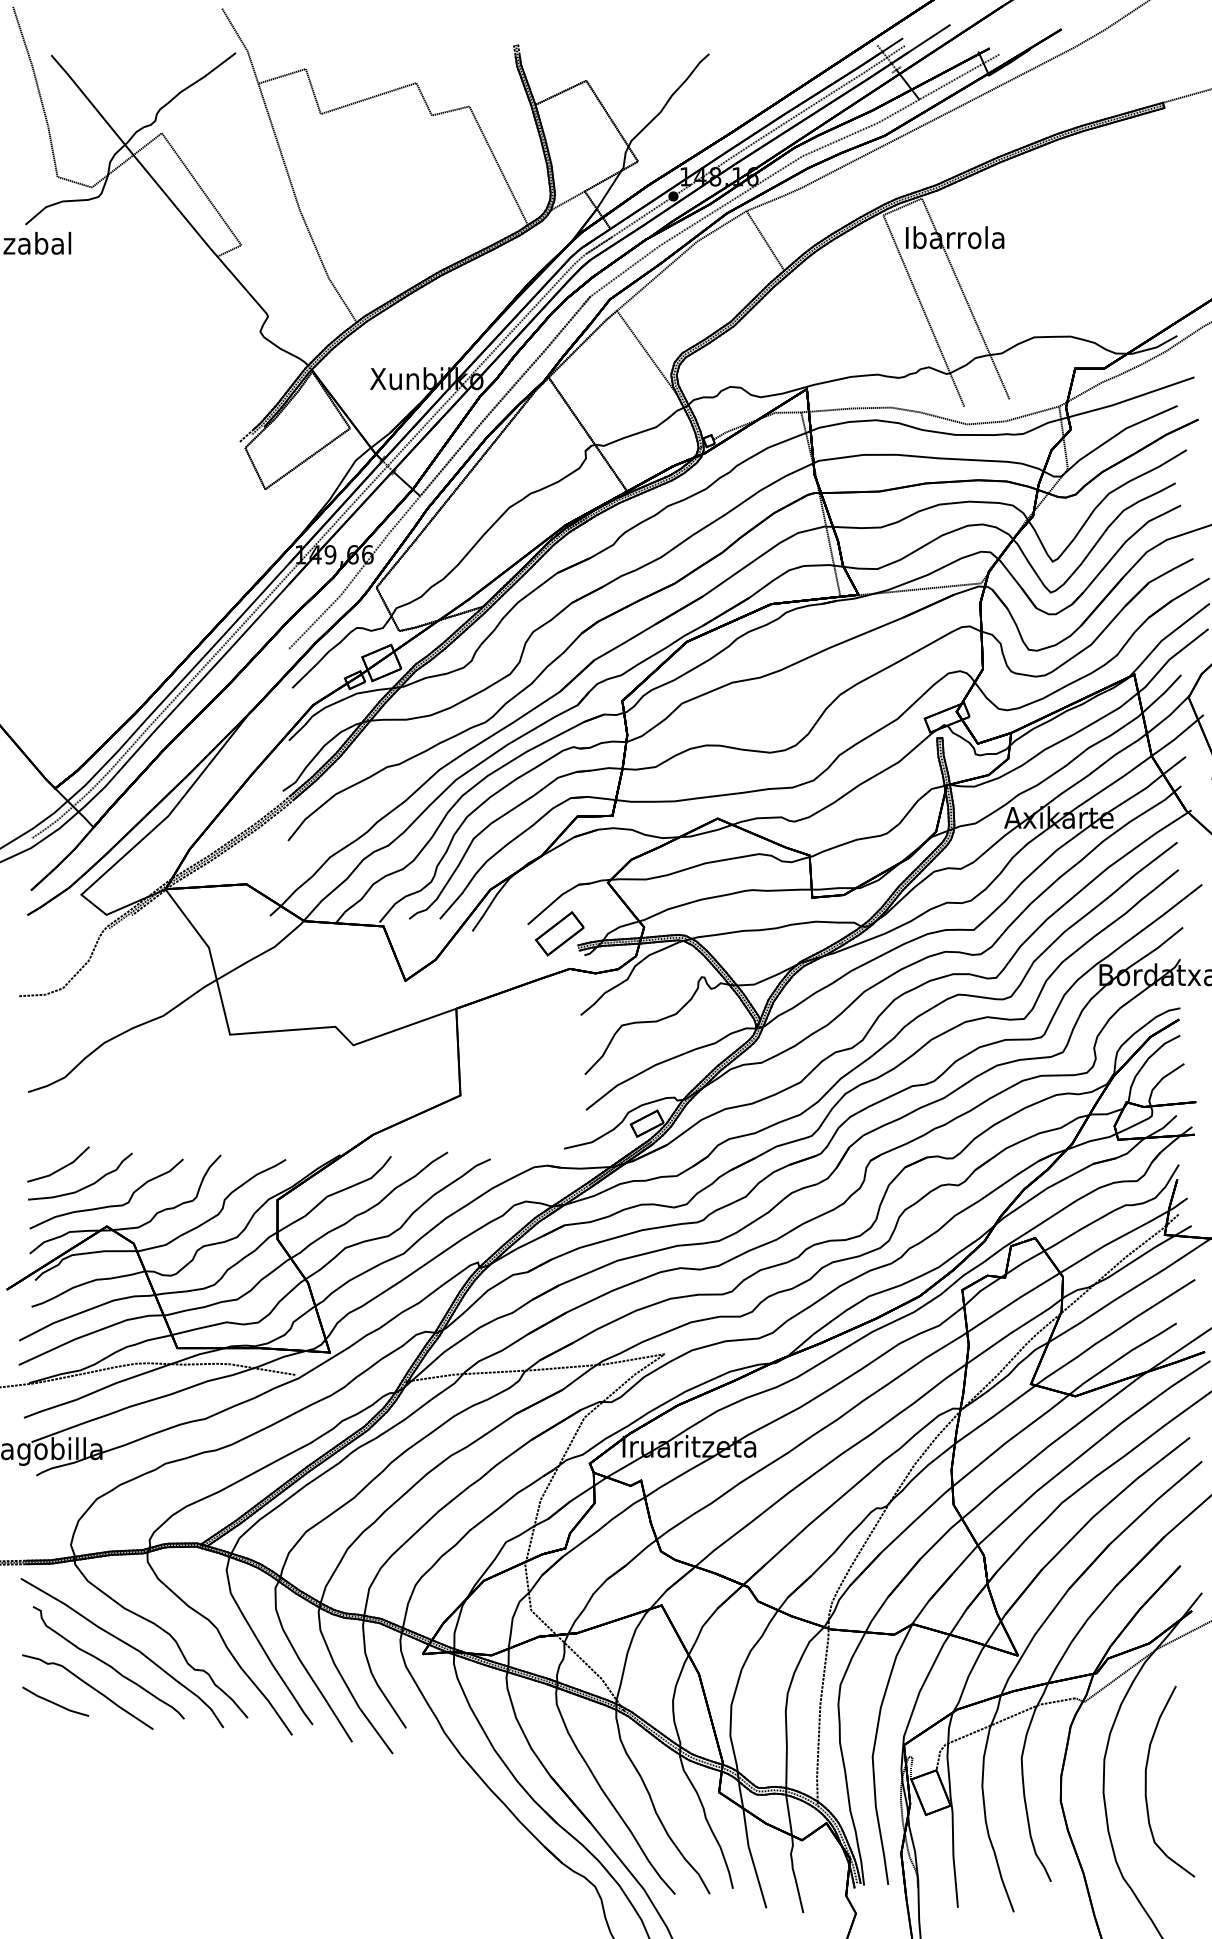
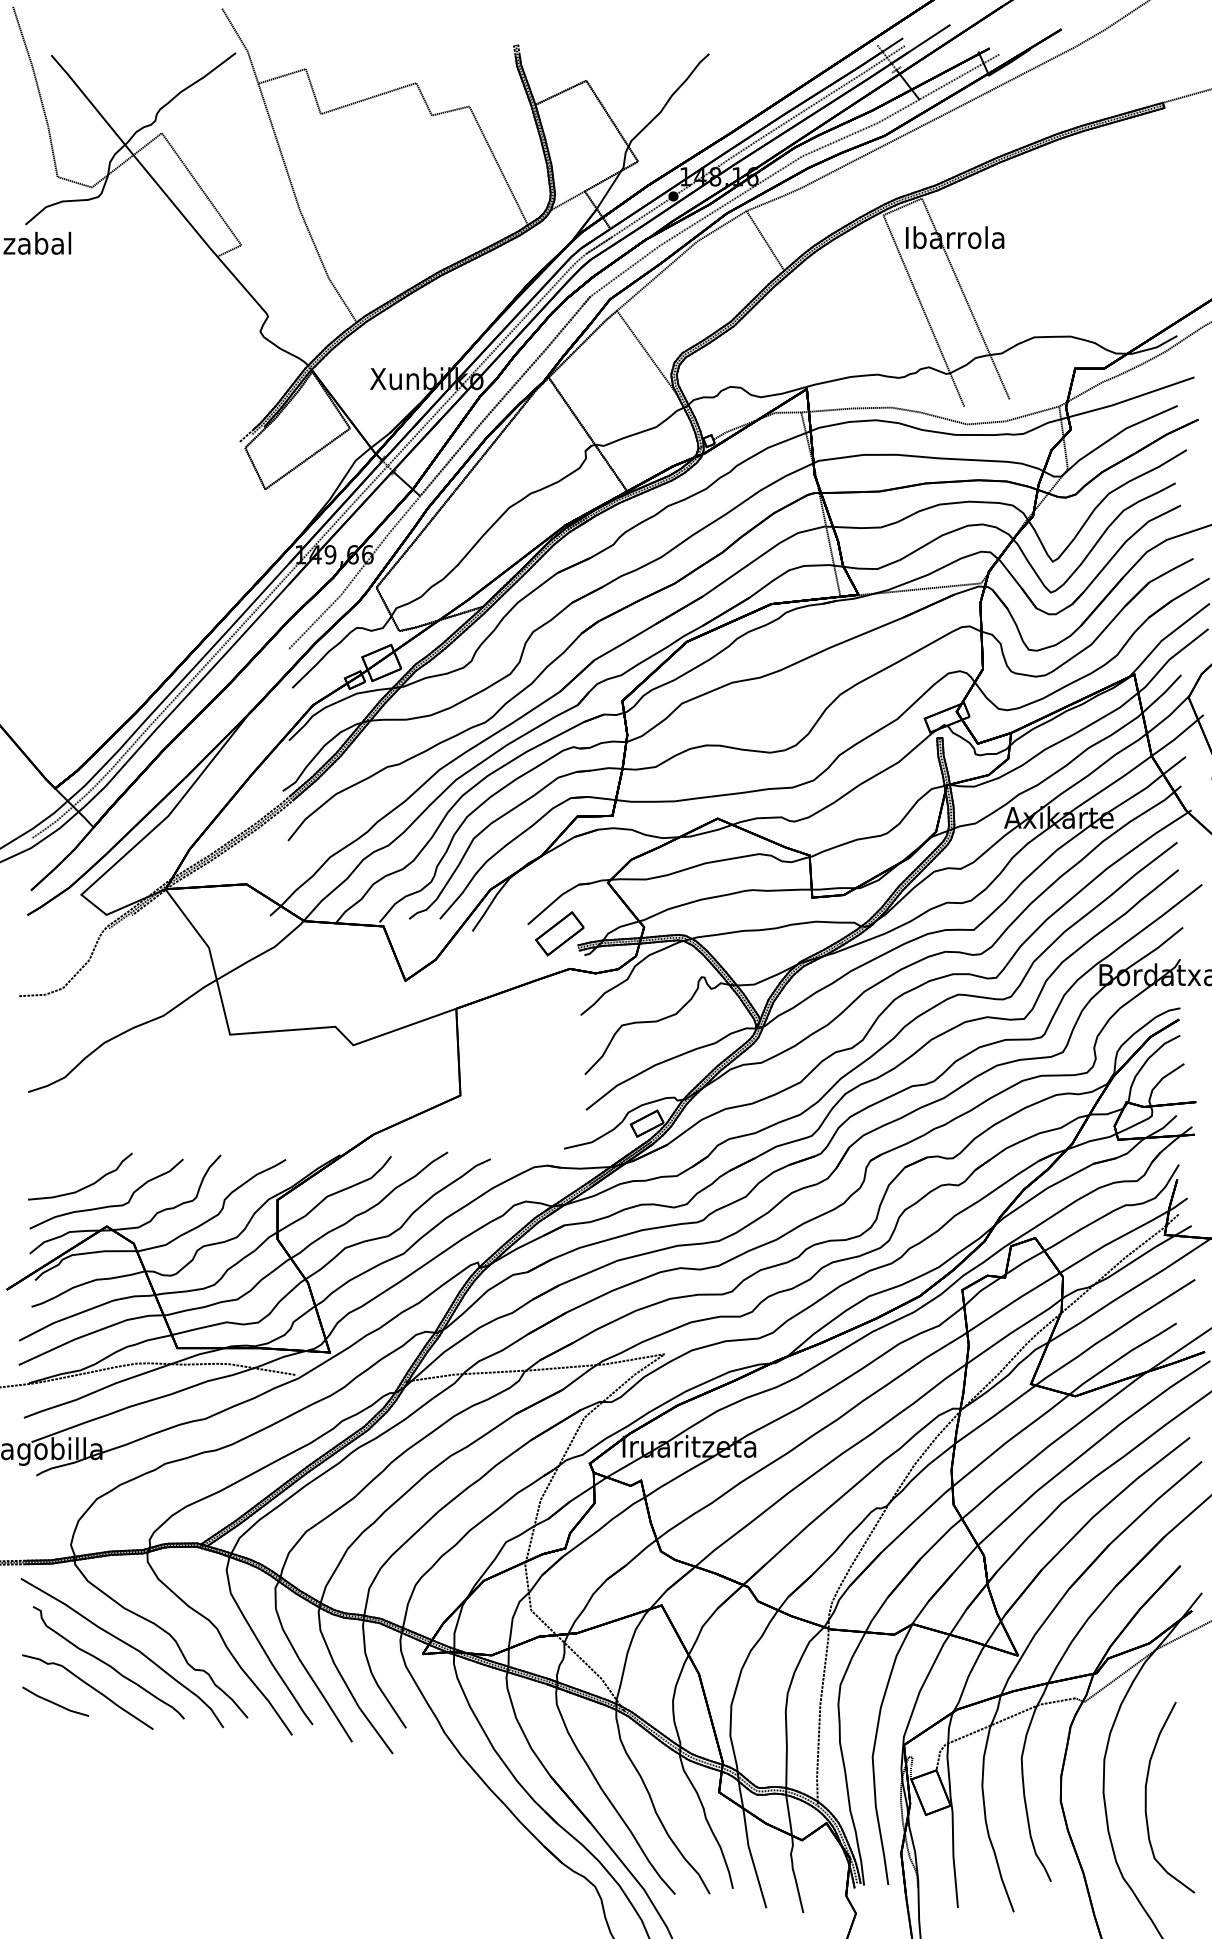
part: present -> none (58, 1164)
part position: (1146, 1781) -> (1146, 1797) (1146, 1797)
